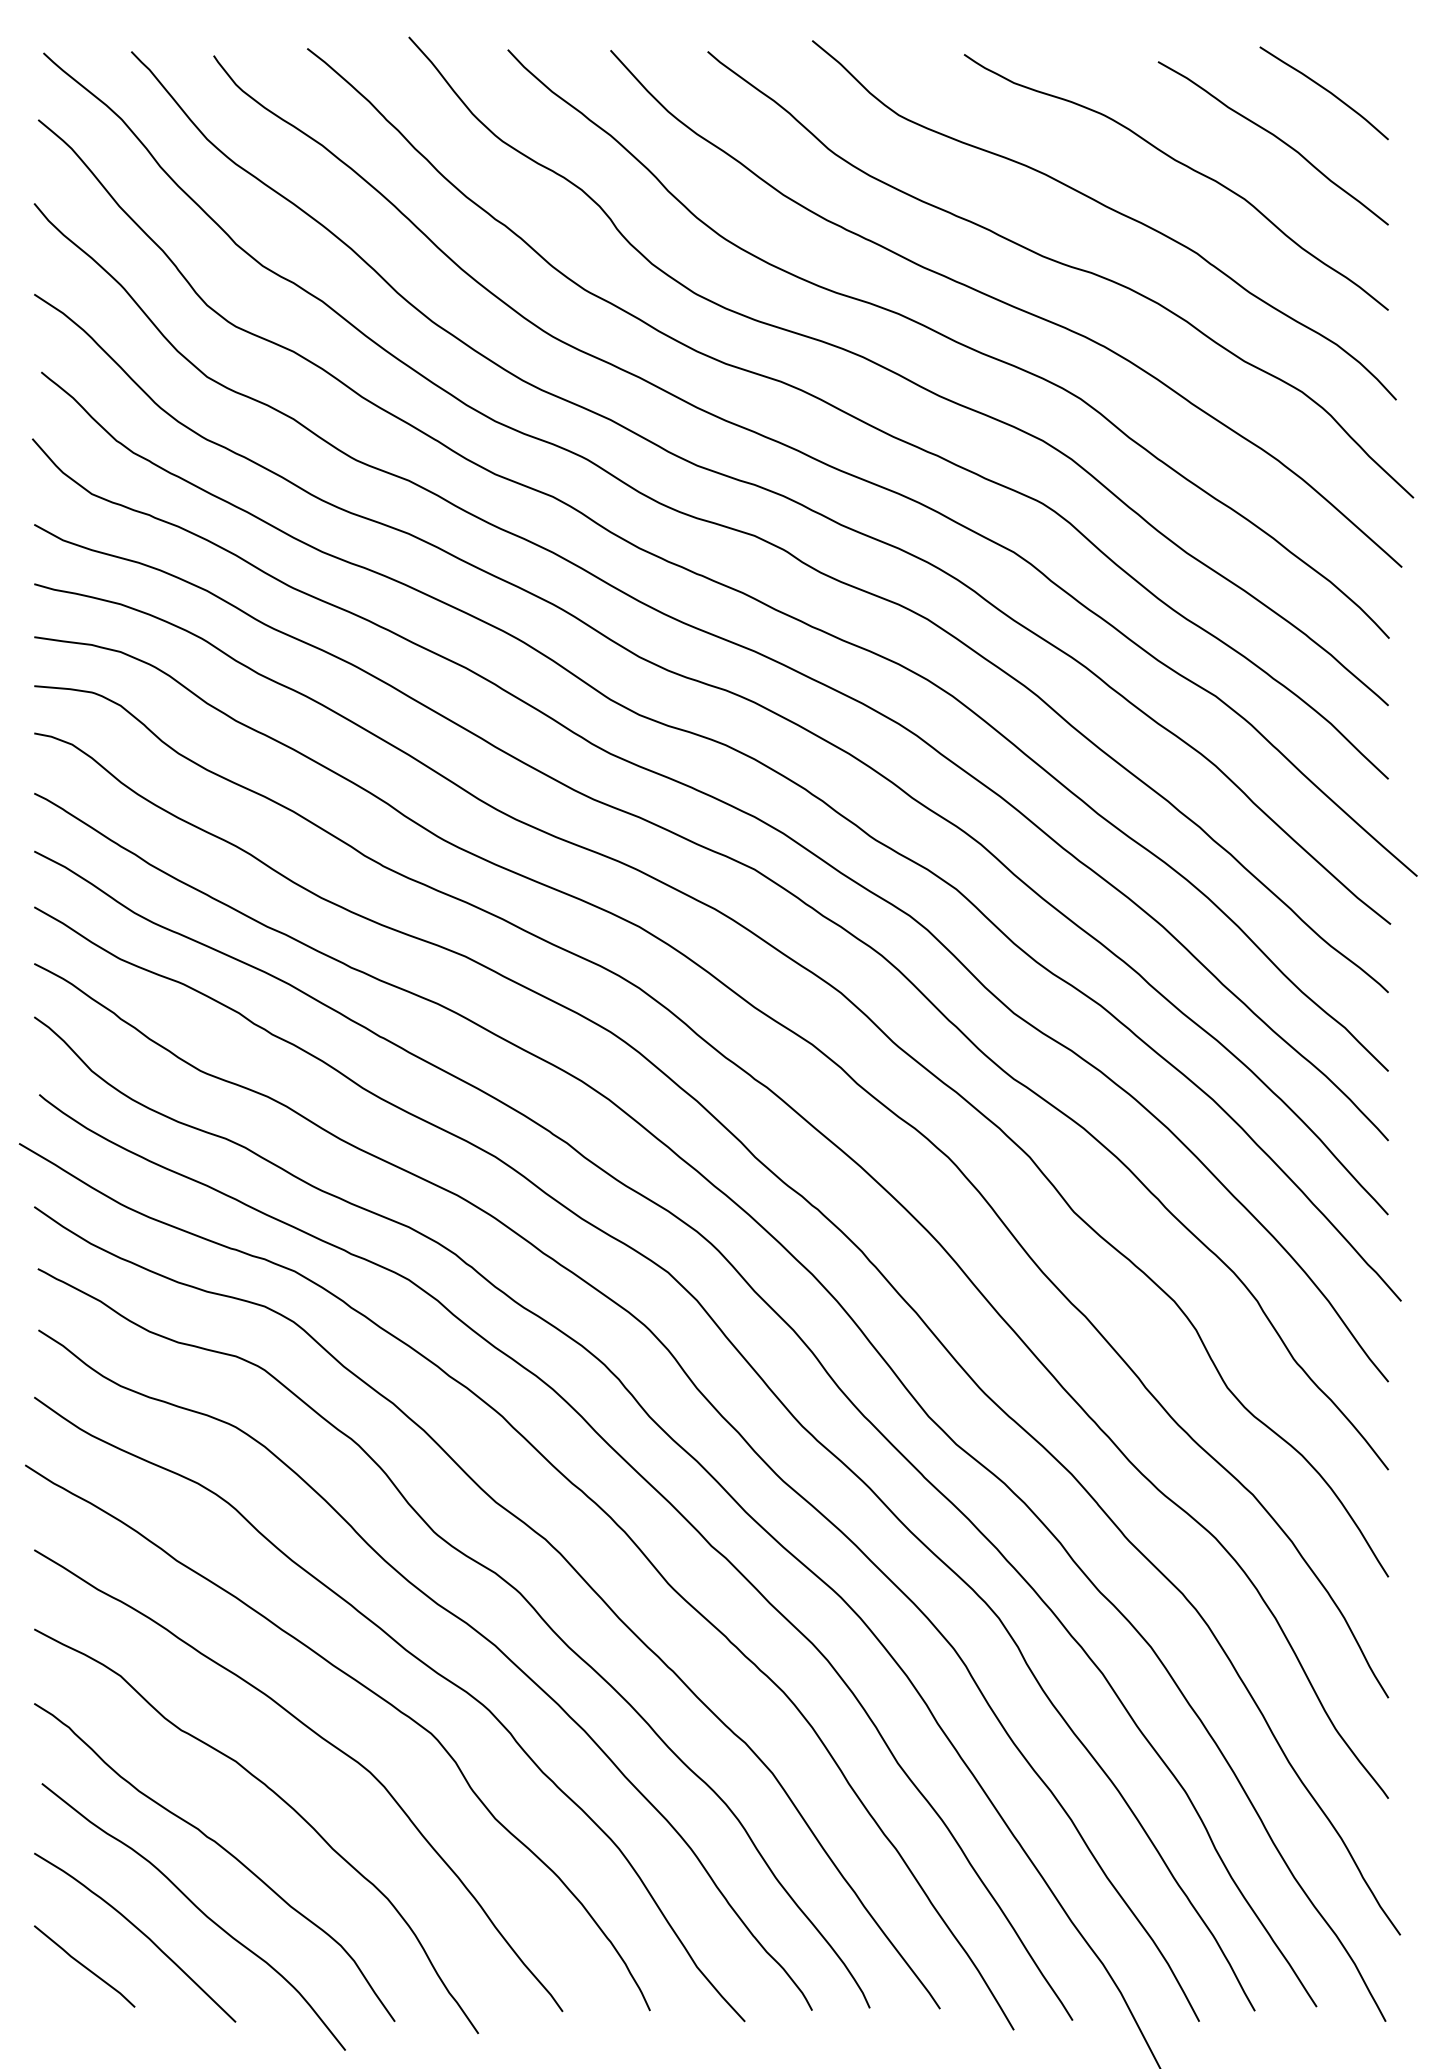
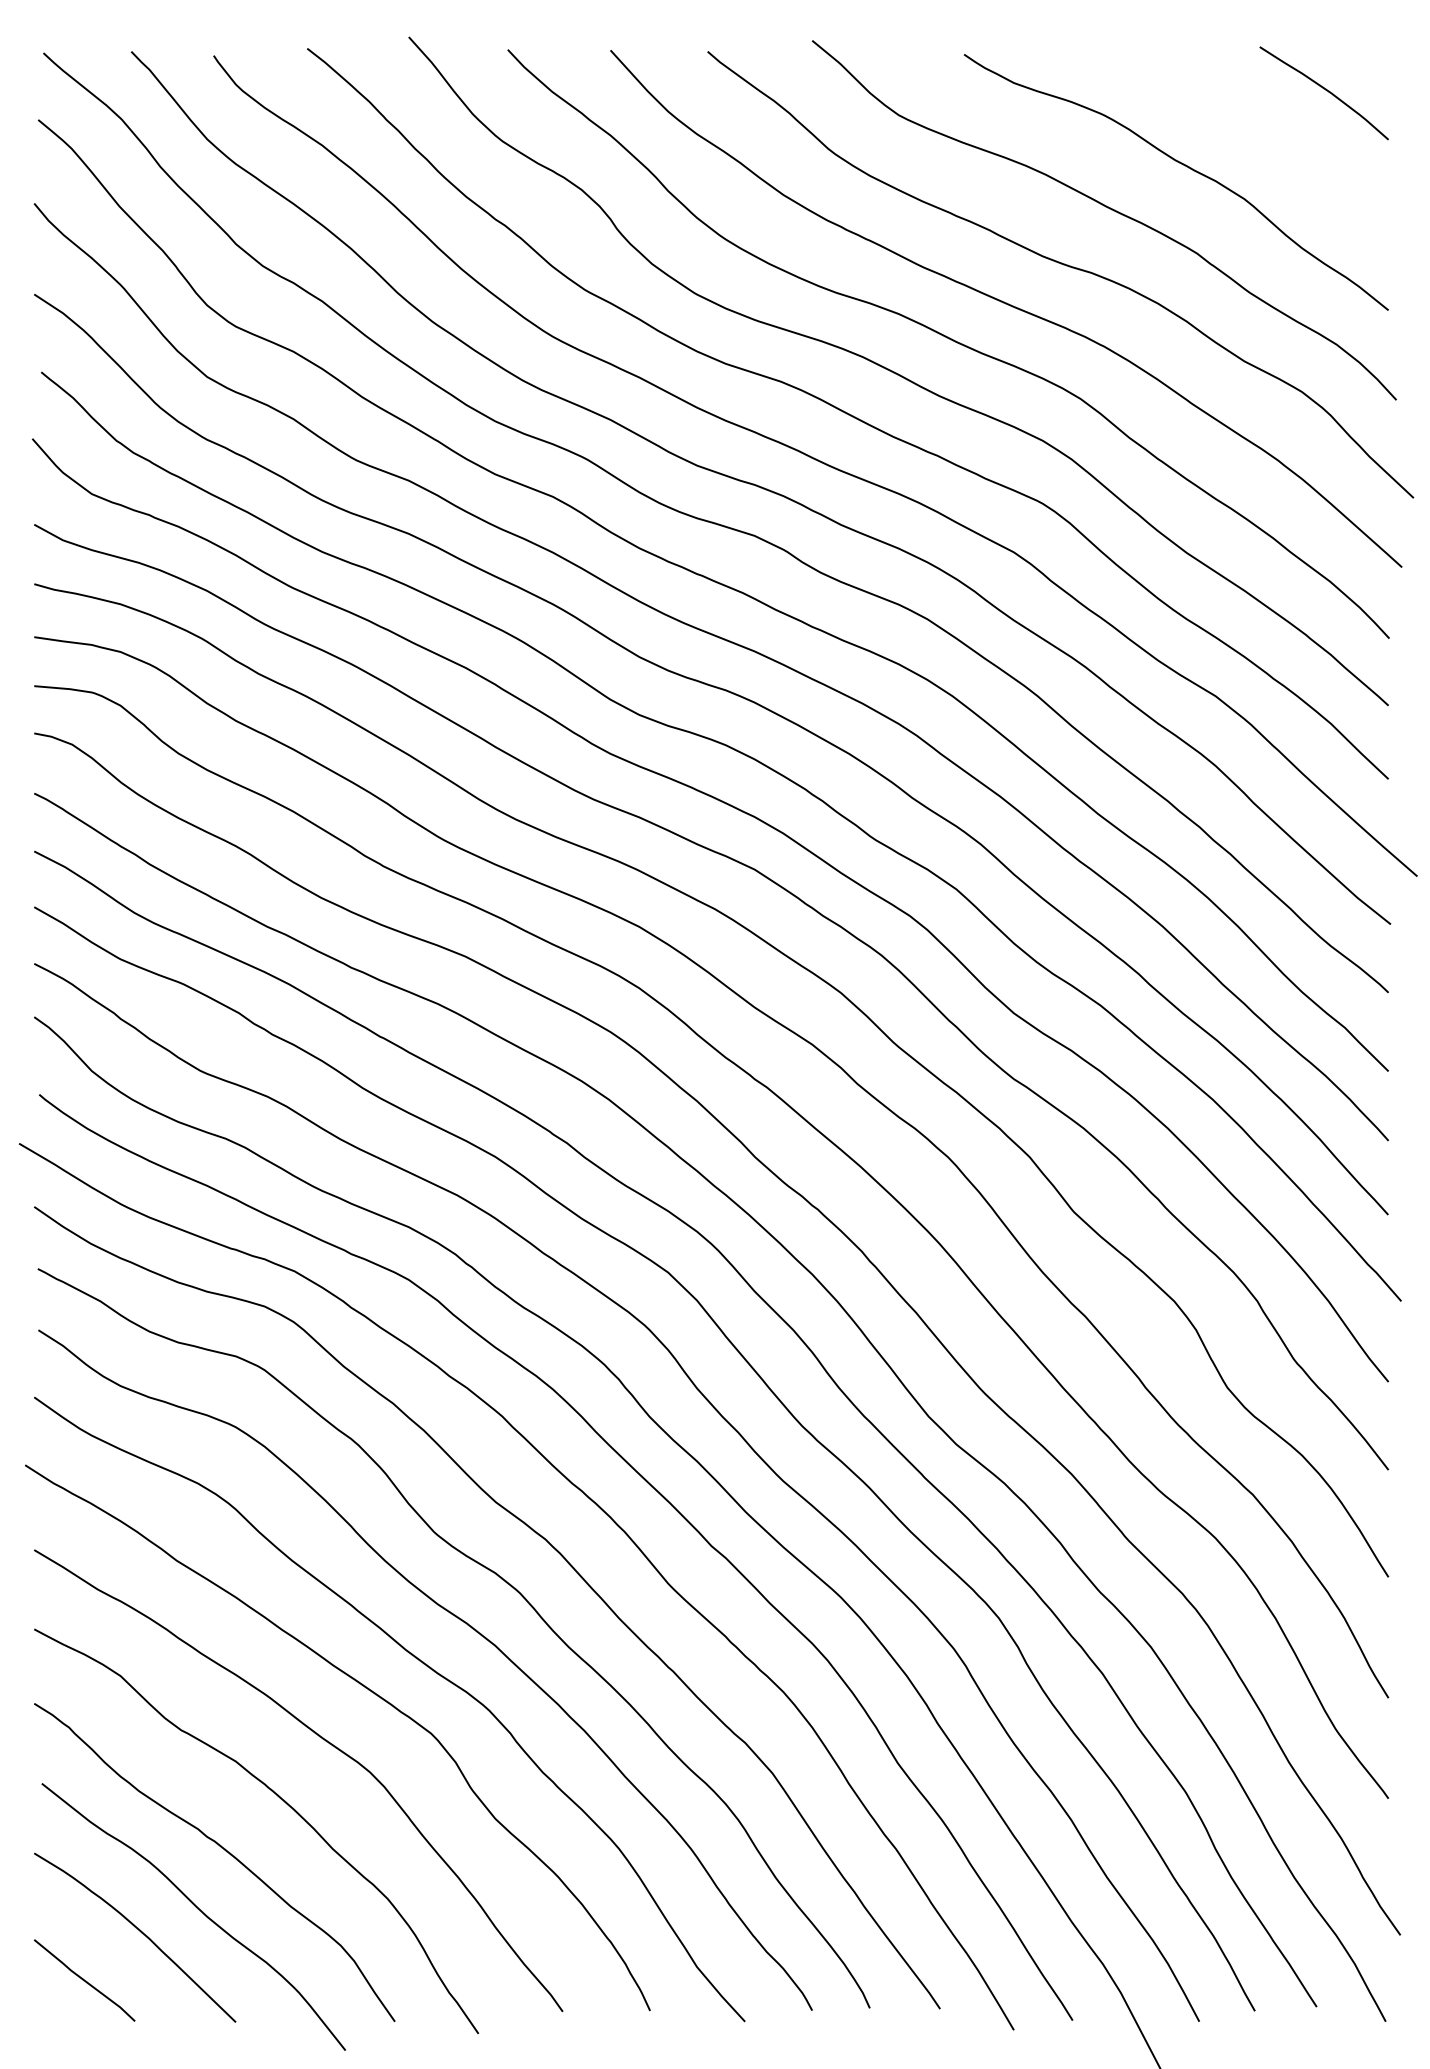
curve: present -> none (1276, 138)
line position: (84, 1966) -> (84, 1980) (84, 1980)
